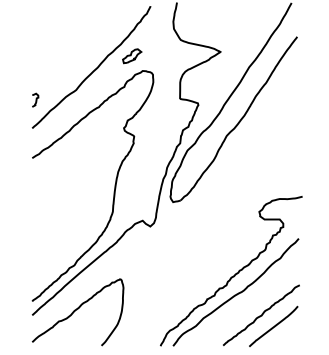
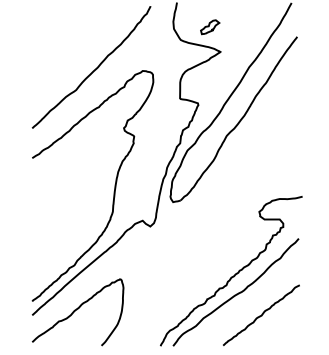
part position: (132, 56) -> (210, 27) (210, 27)
curve: present -> none (35, 99)
curve: present -> none (274, 325)
